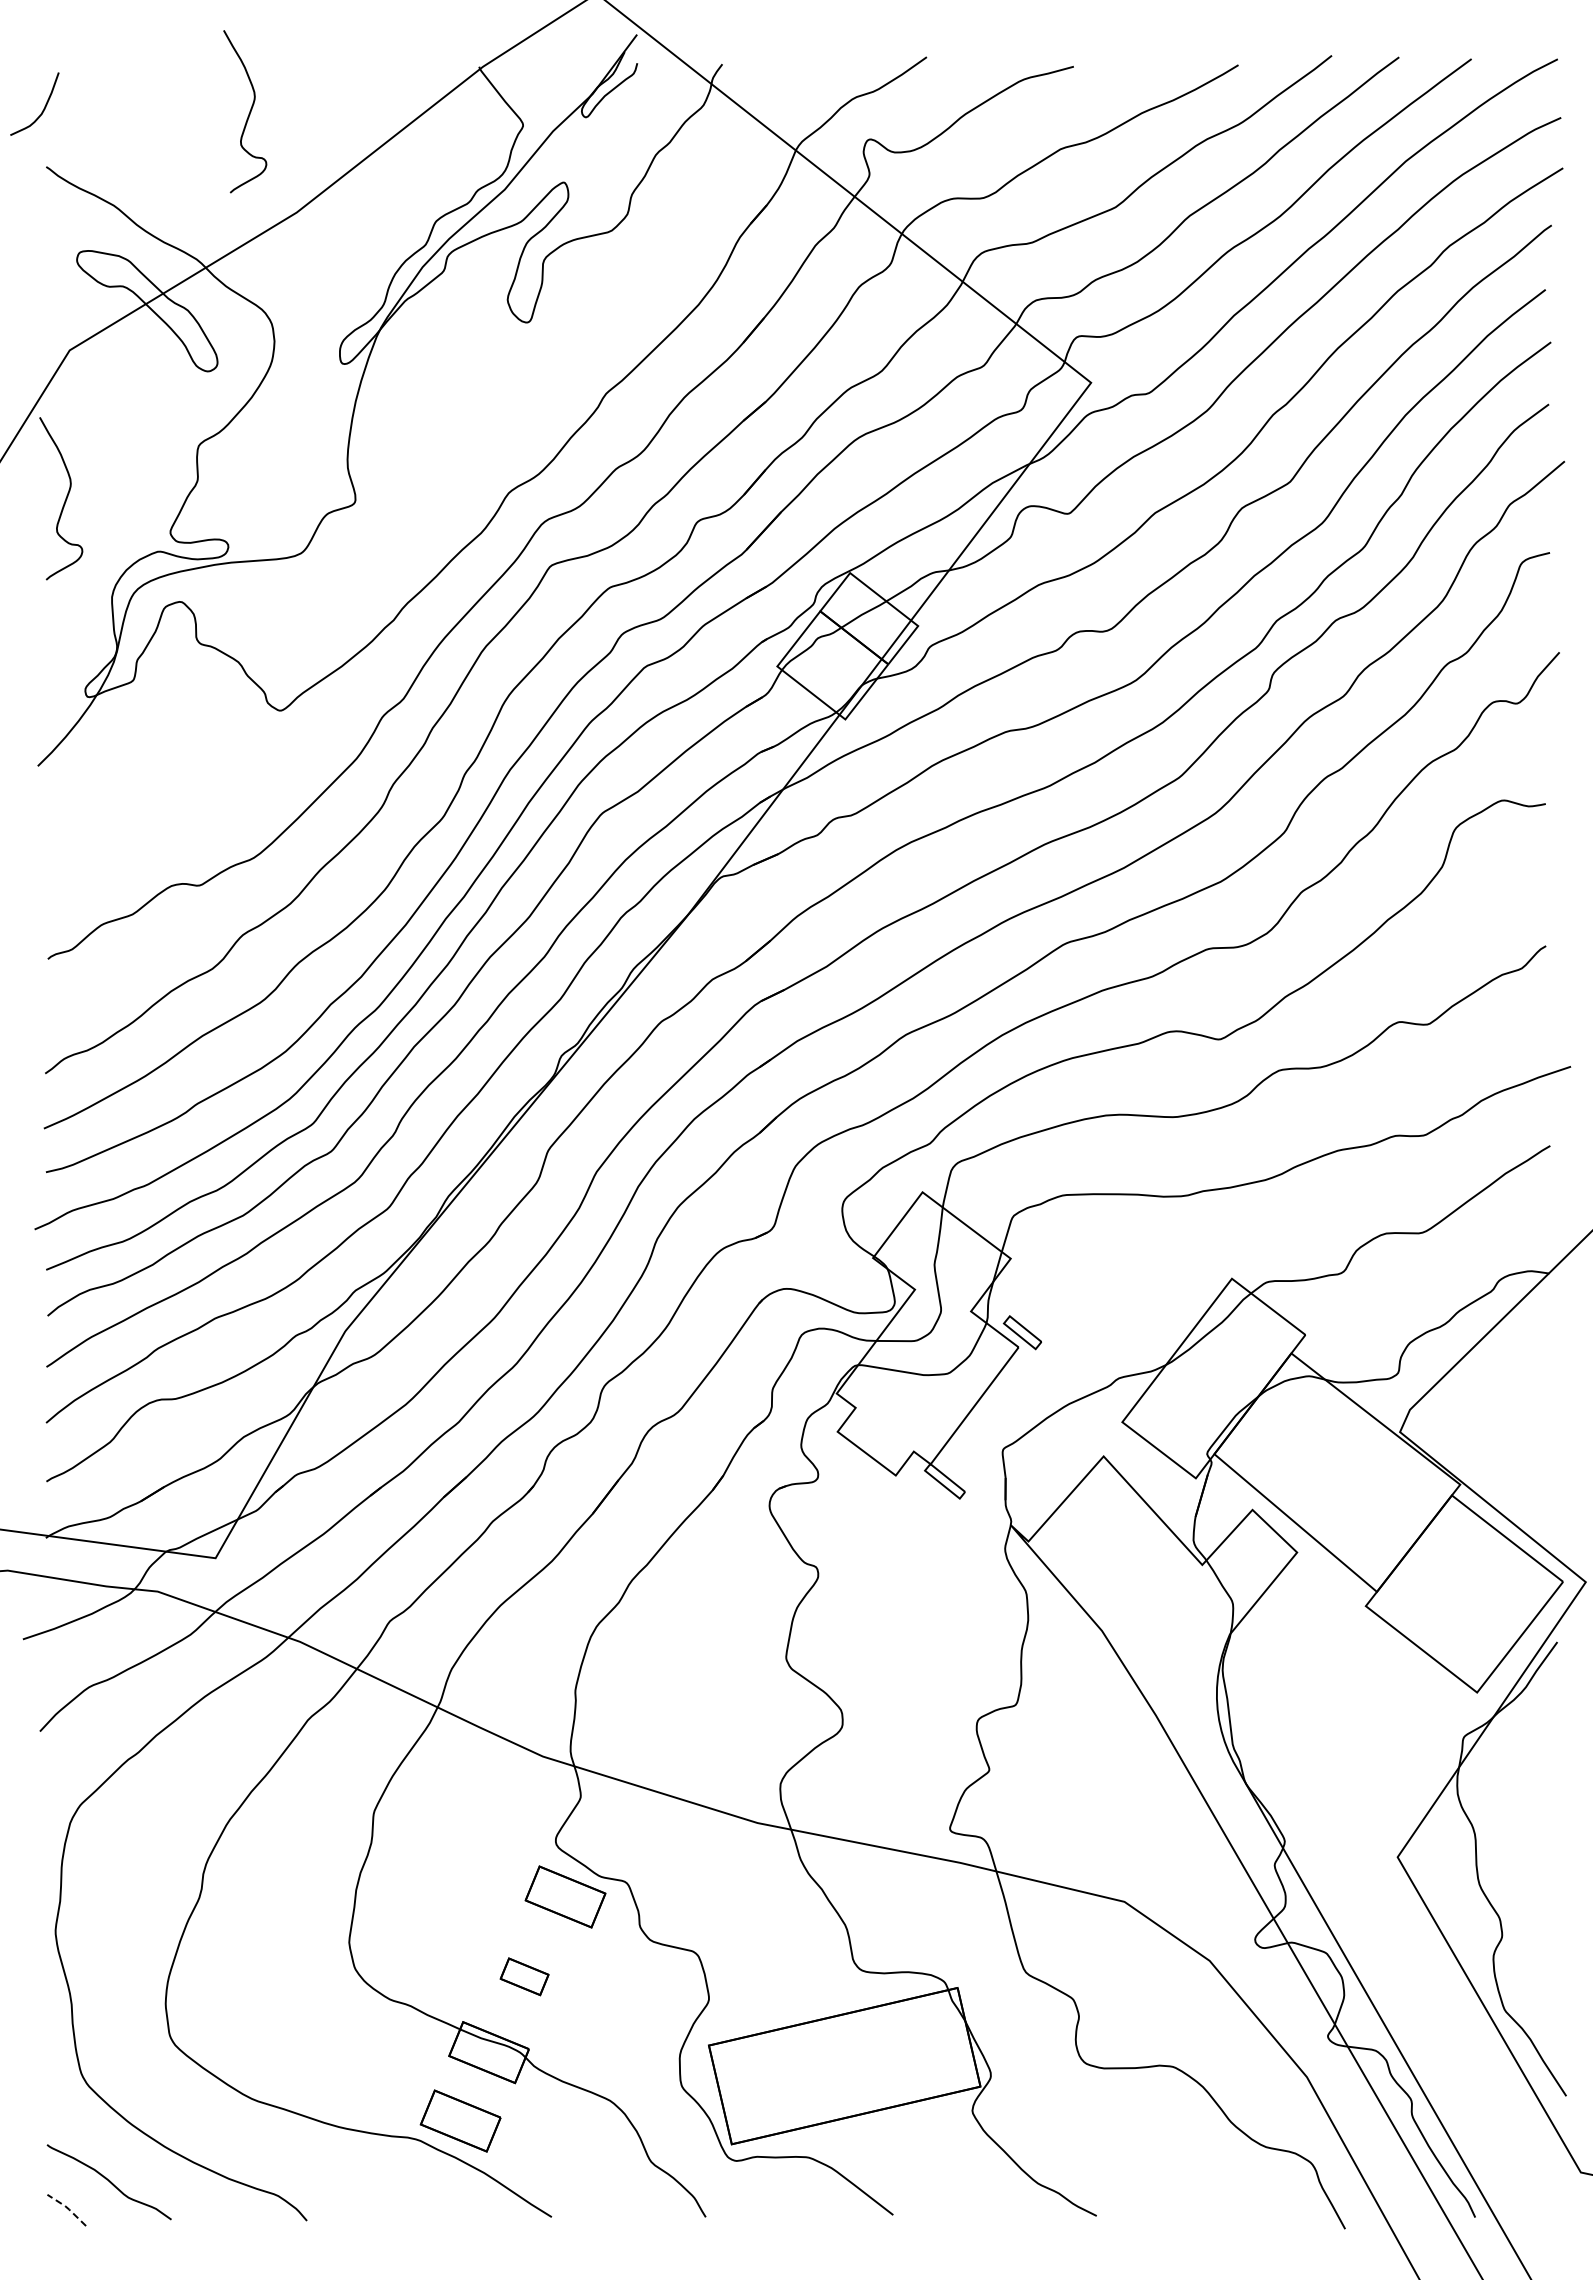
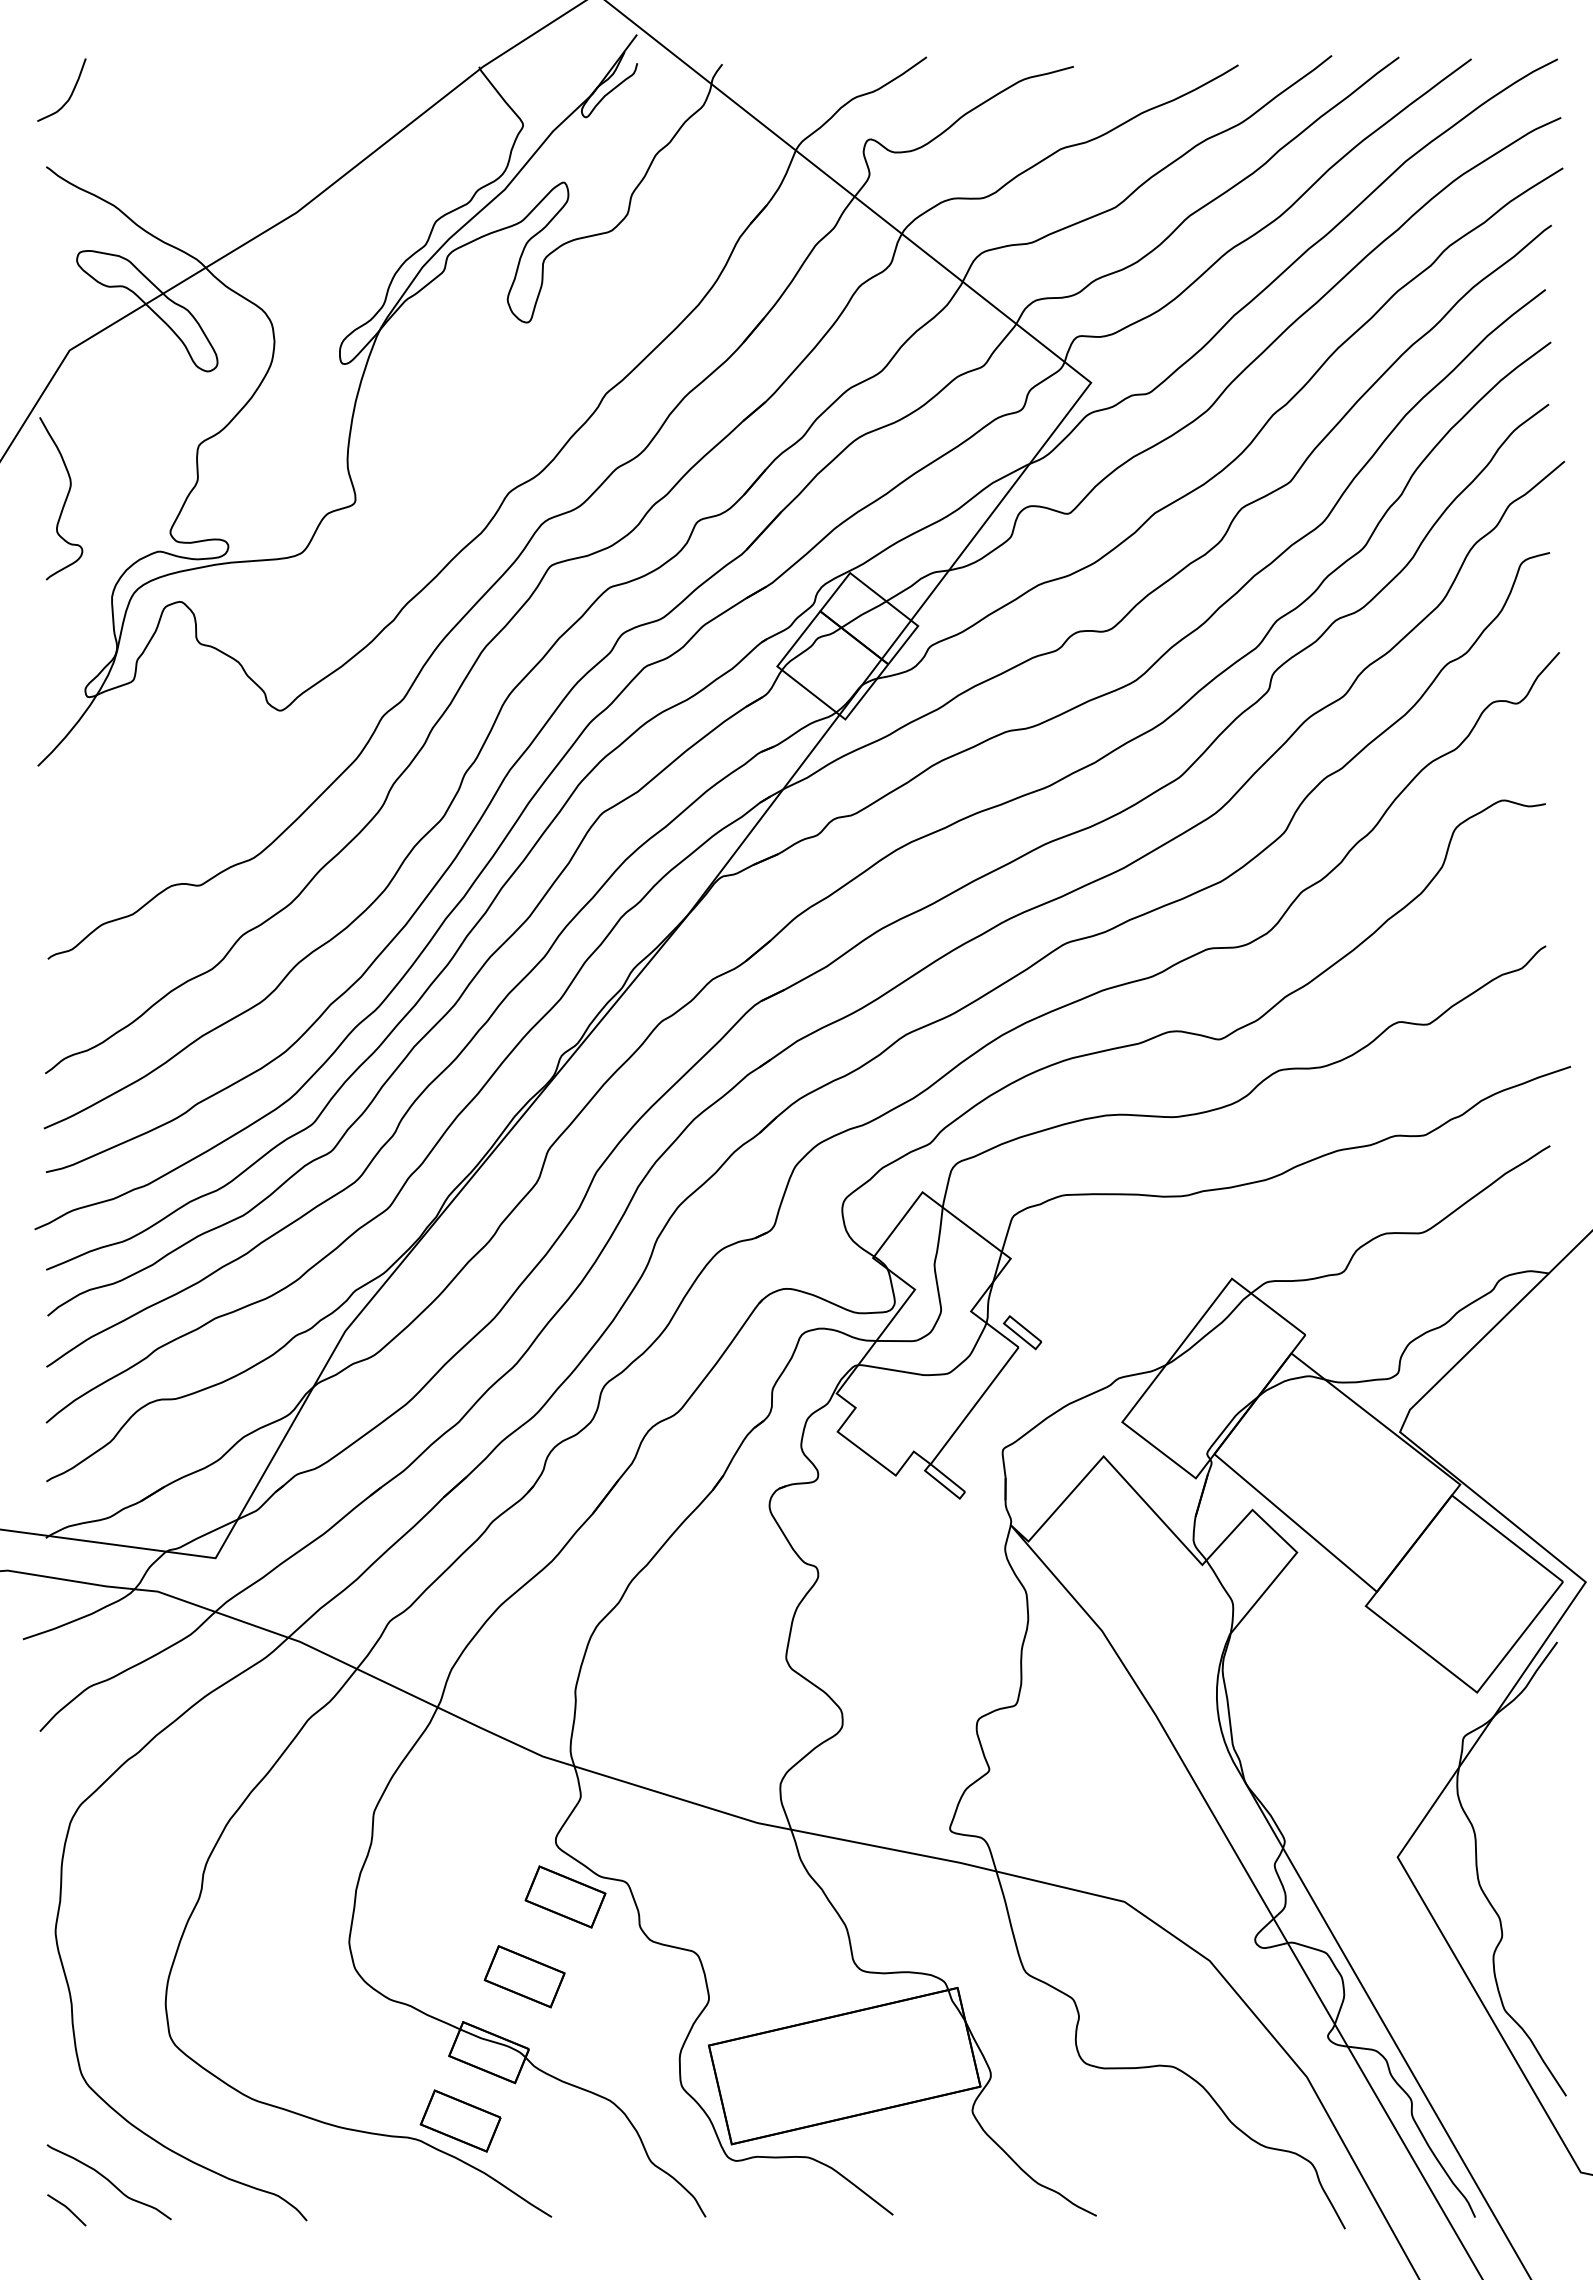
curve position: (43, 108) -> (70, 94) (70, 94)
curve: present -> none (248, 113)
part size: 51x40 px -> 83x64 px (524, 1976)
line: dashed -> solid (67, 2208)
